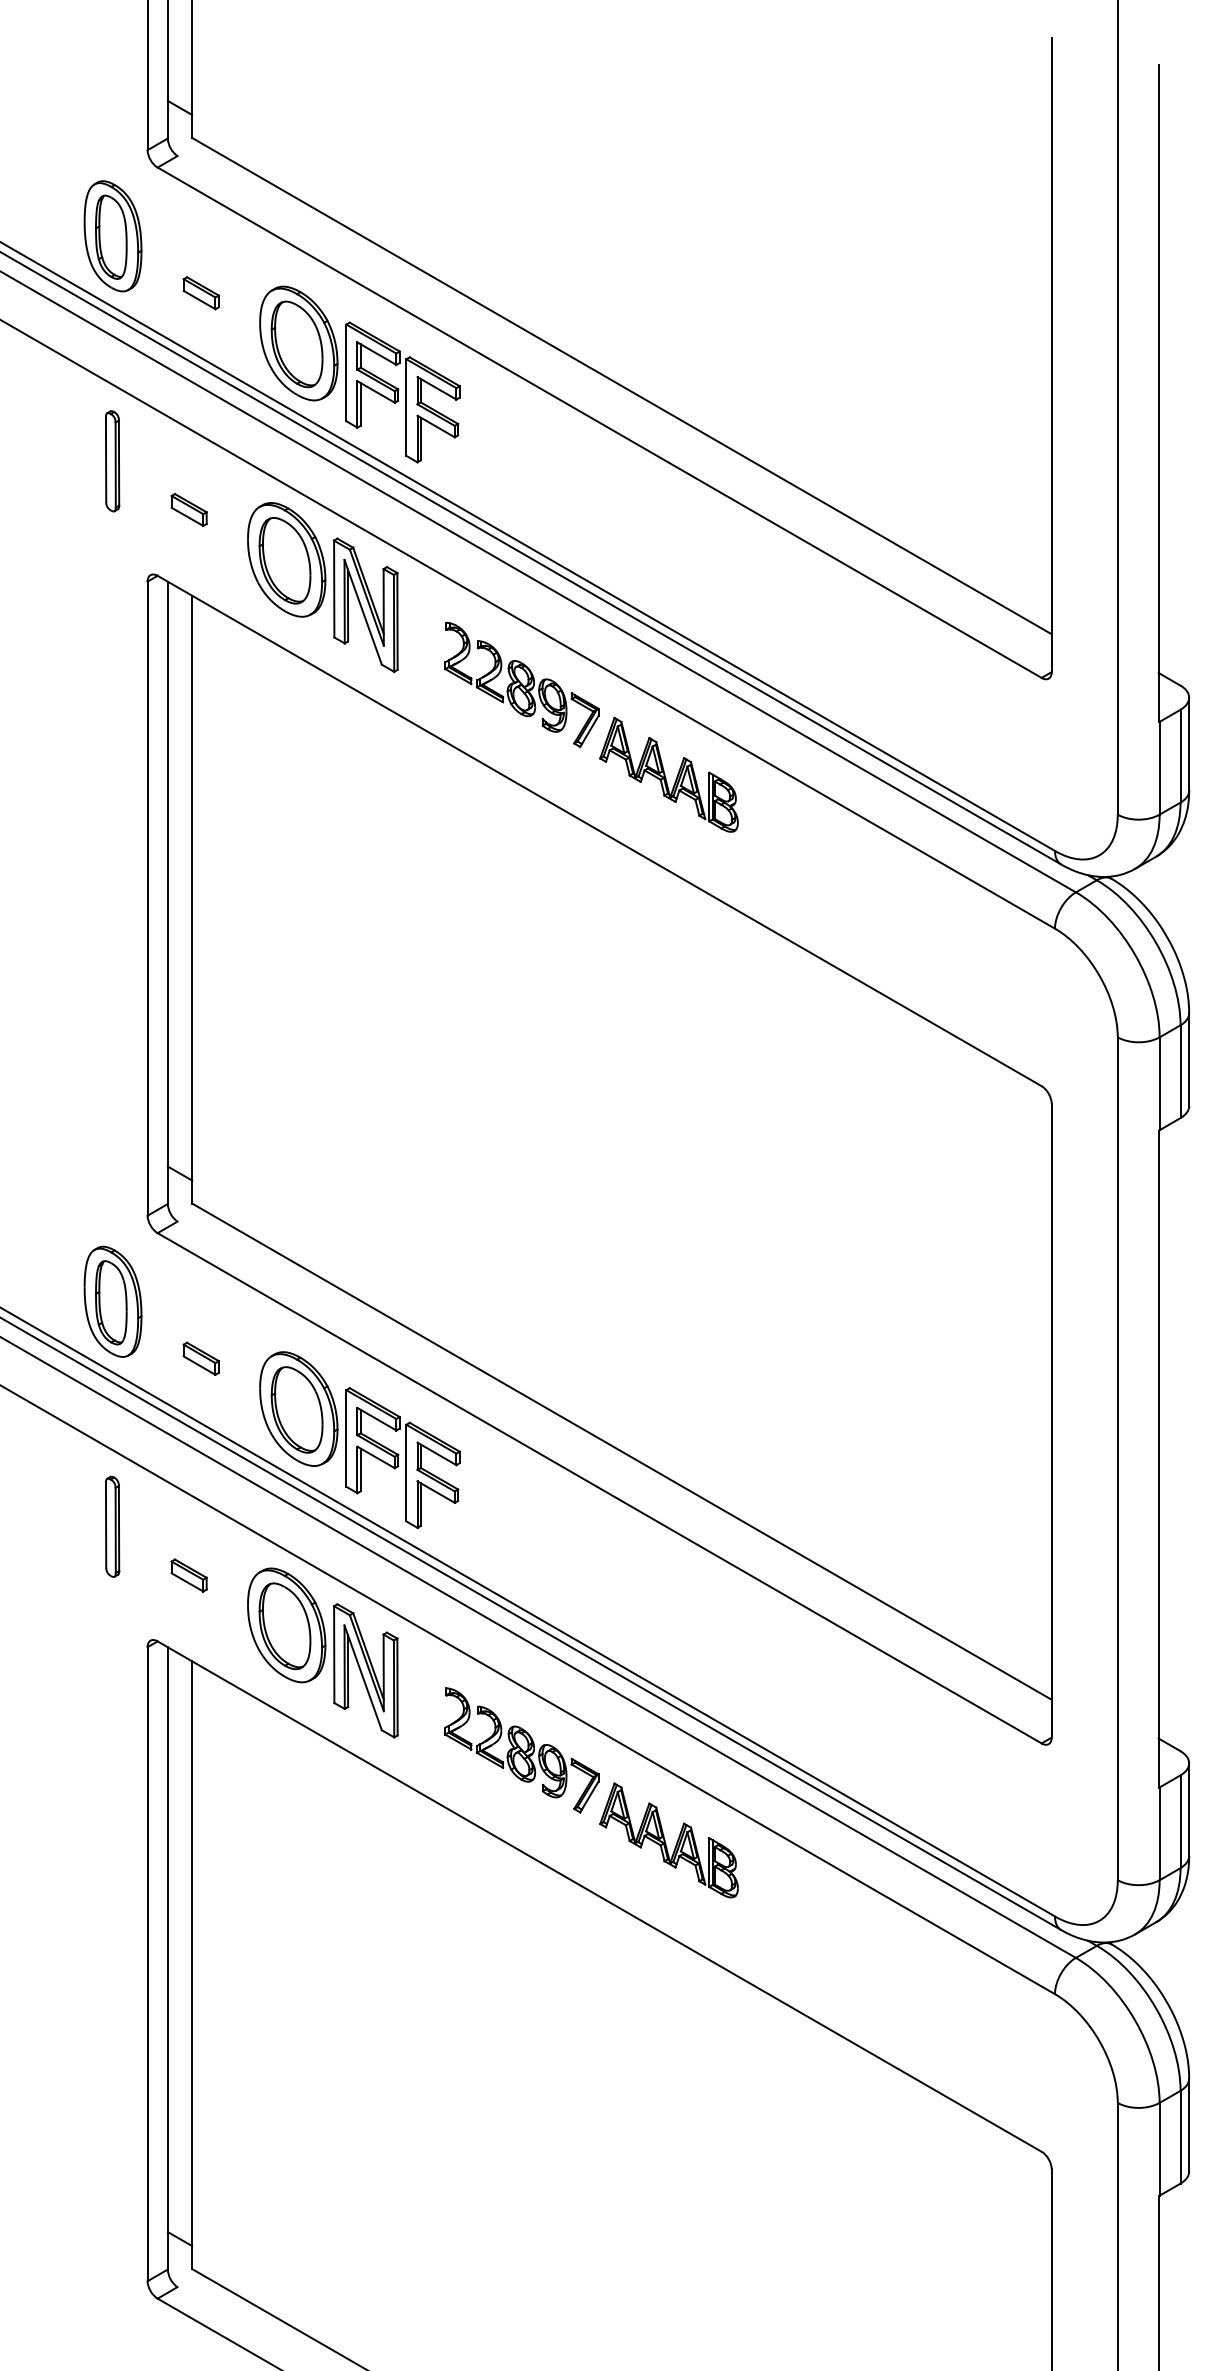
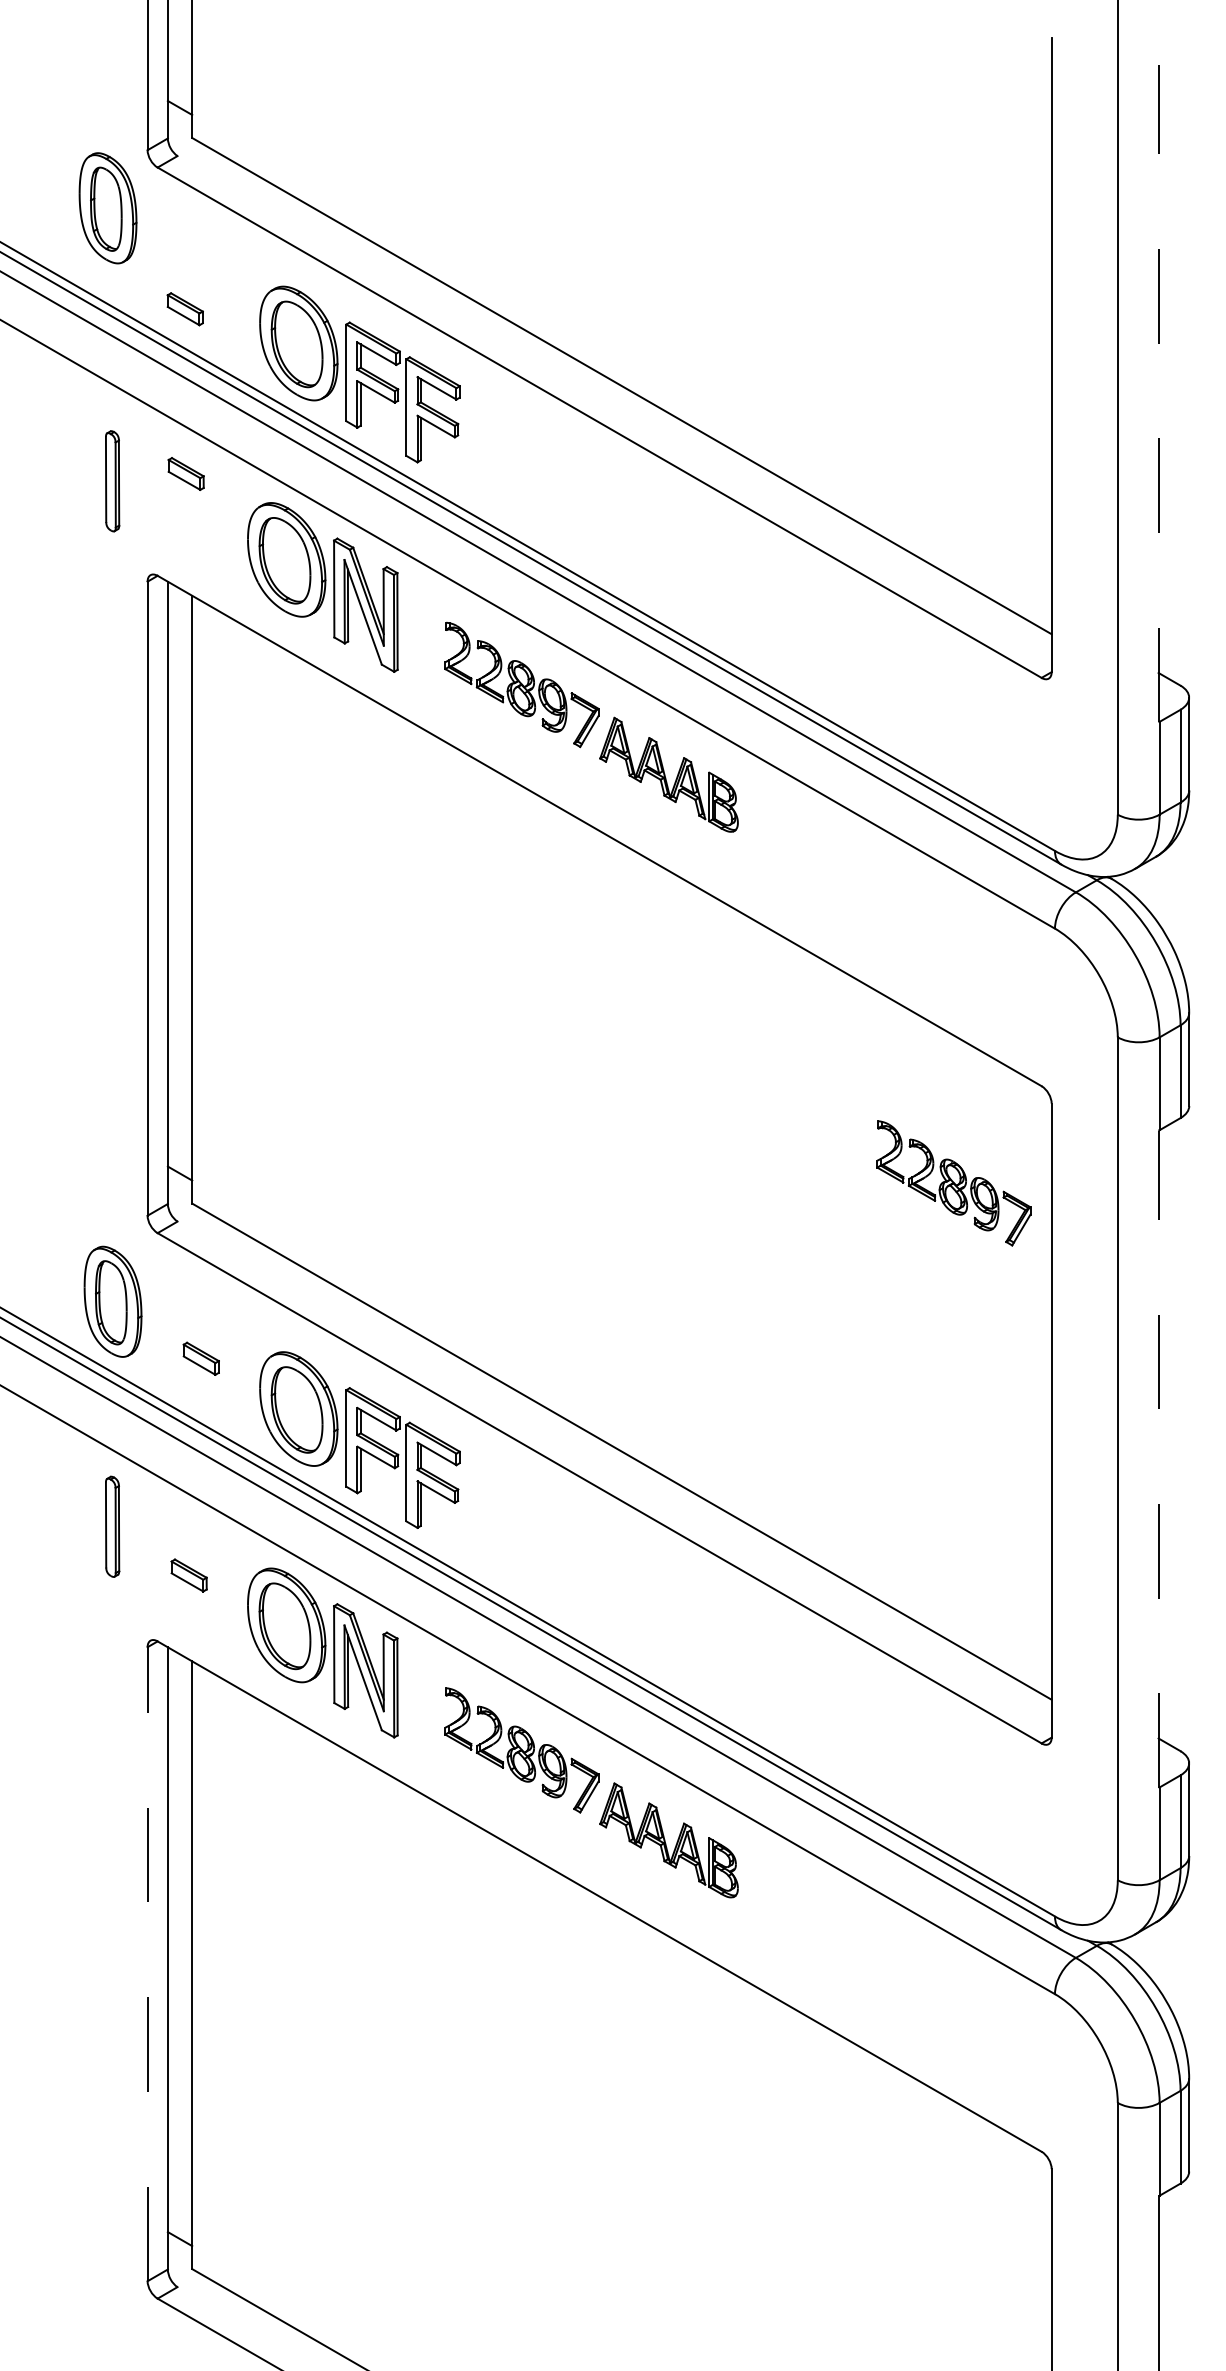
part position: (112, 236) -> (107, 208) (107, 208)
part position: (200, 293) -> (184, 309) (184, 309)
line: solid -> dashed (1158, 393)
part position: (112, 461) -> (112, 481) (112, 481)
part position: (188, 509) -> (185, 473) (185, 473)
part: none -> present (953, 1183)
line: solid -> dashed (1158, 1459)
line: solid -> dashed (147, 1963)
